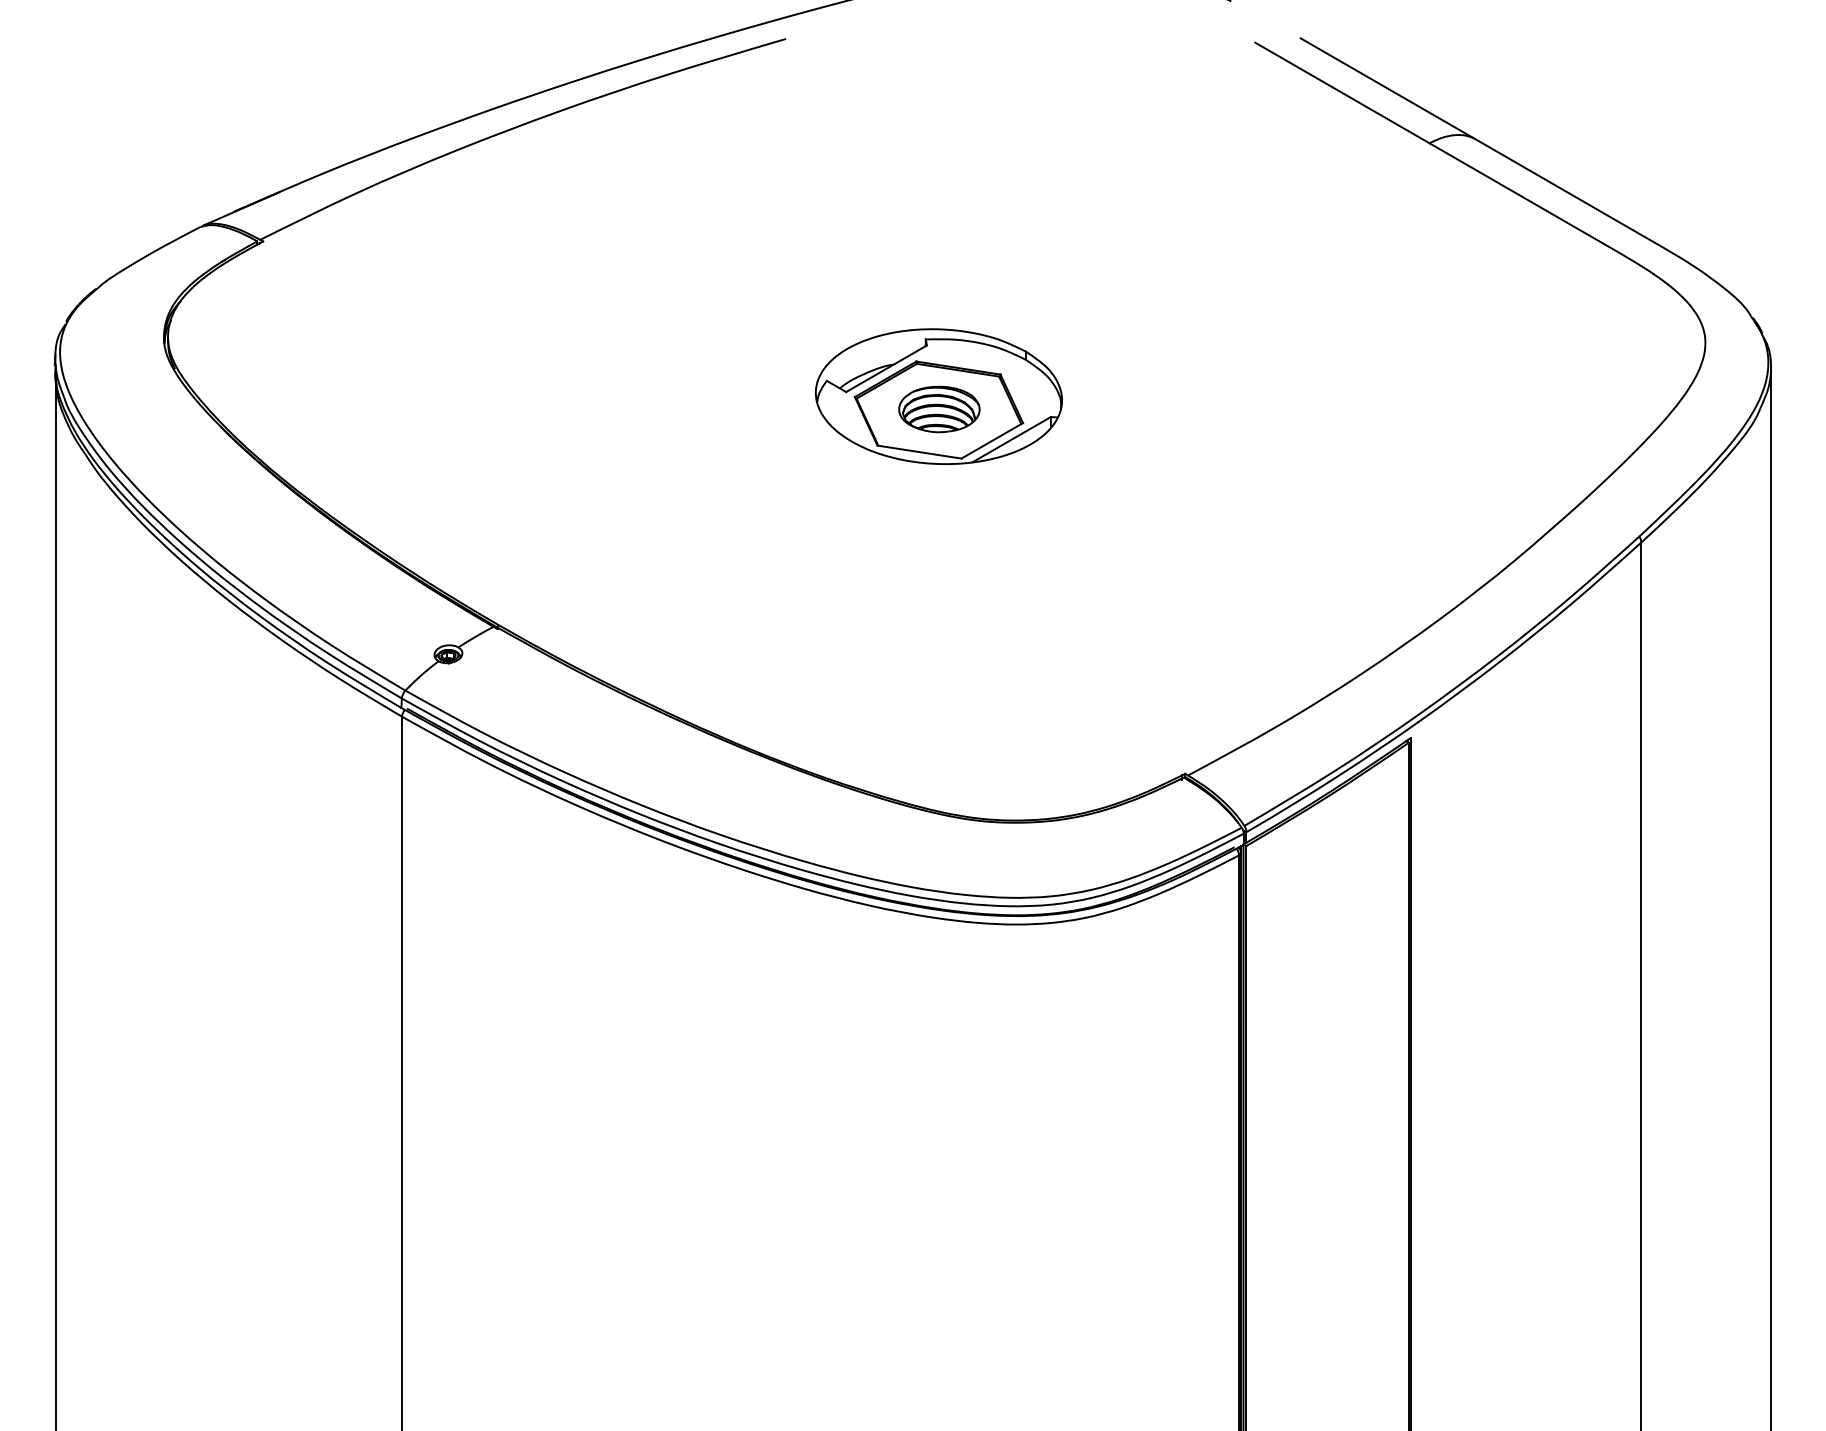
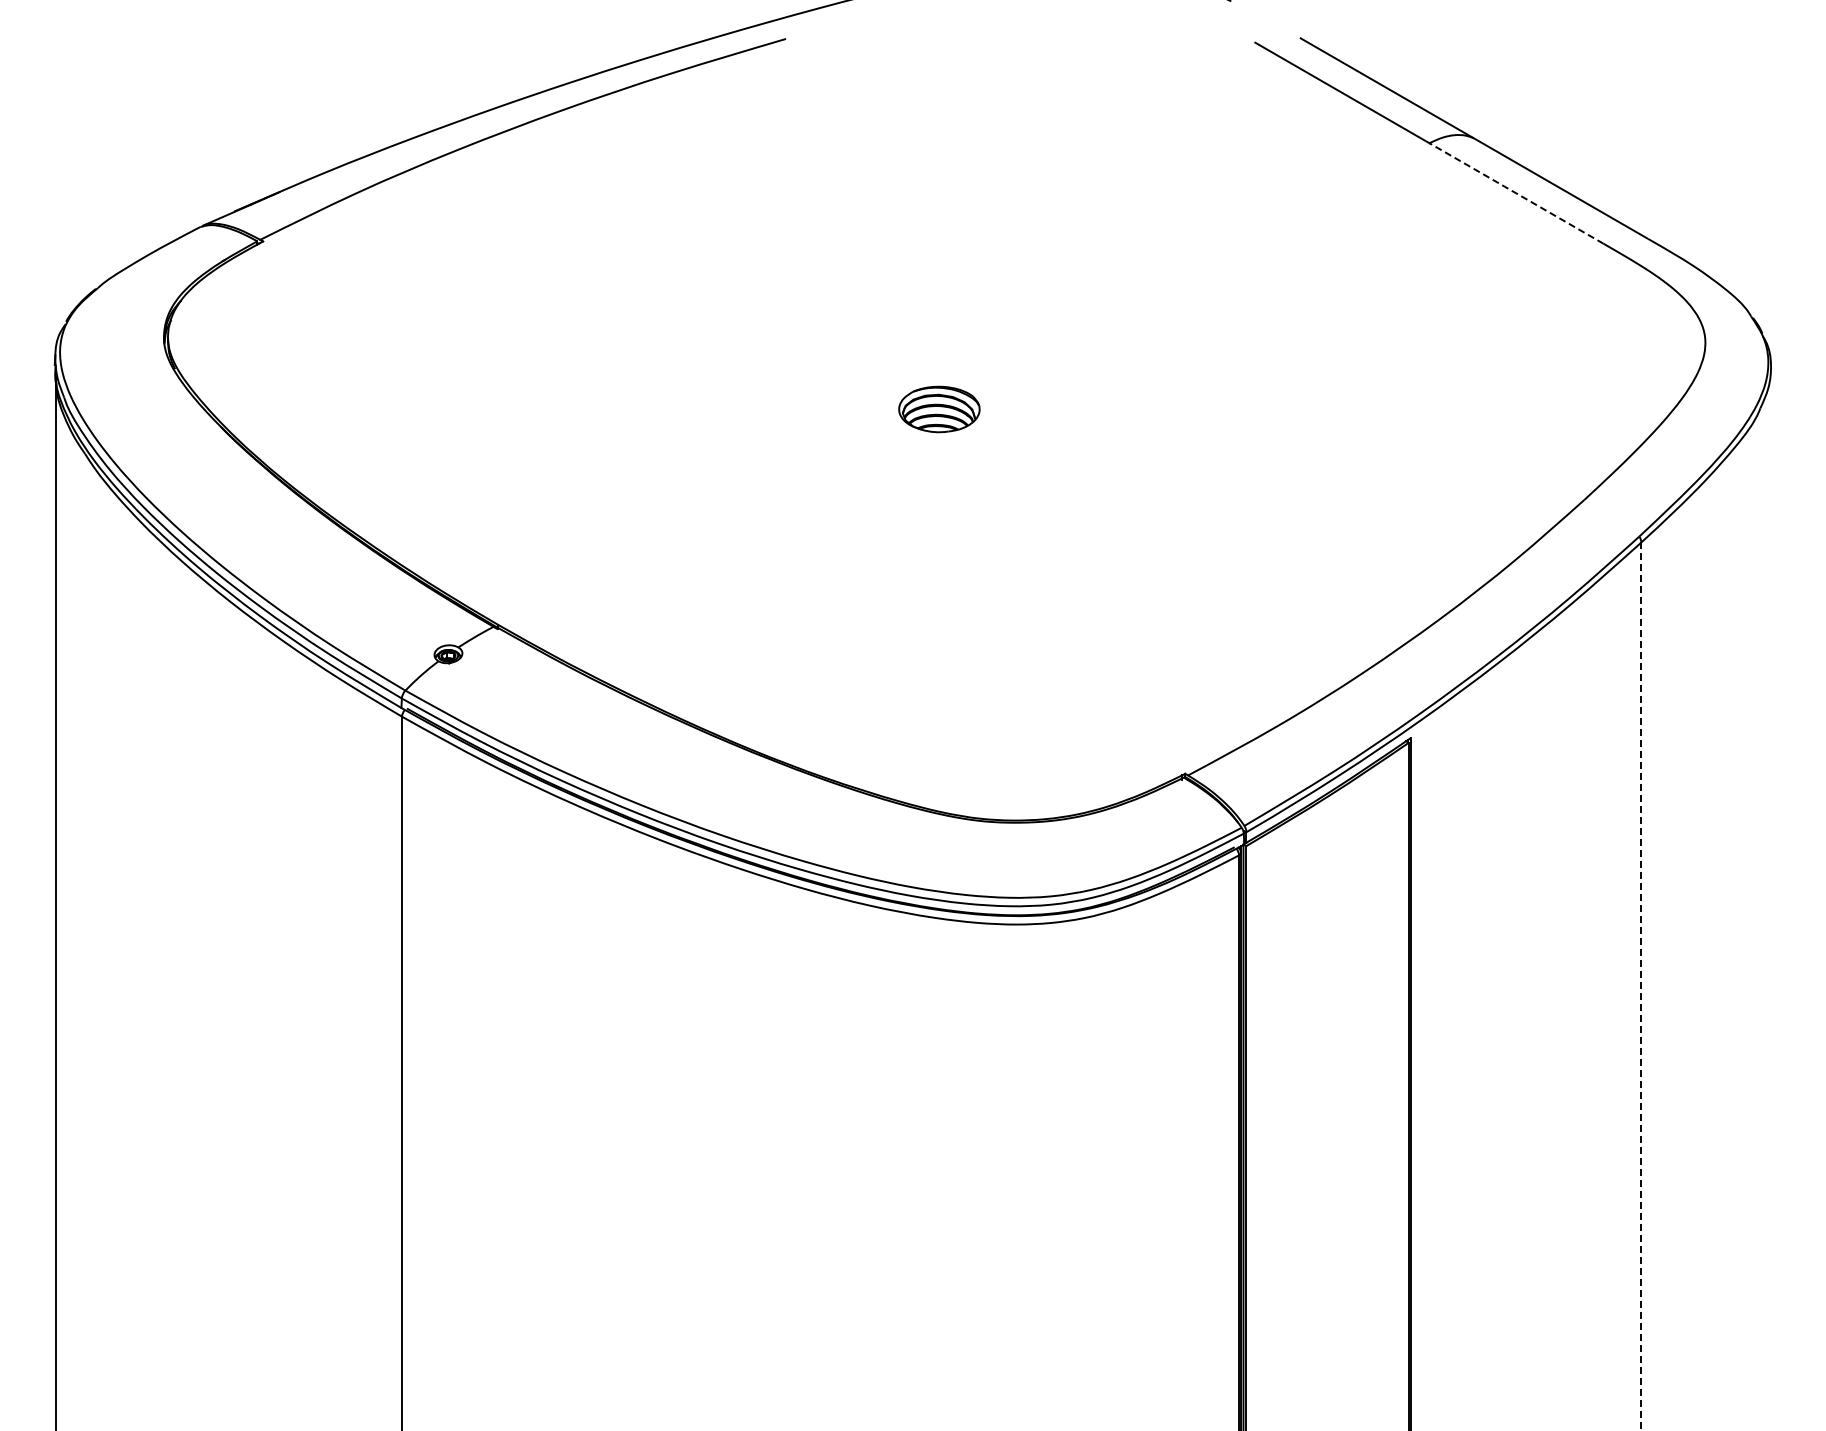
line: solid -> dashed (1516, 193)
part: present -> none (938, 396)
line: present -> none (1771, 897)
line: solid -> dashed (1641, 986)
